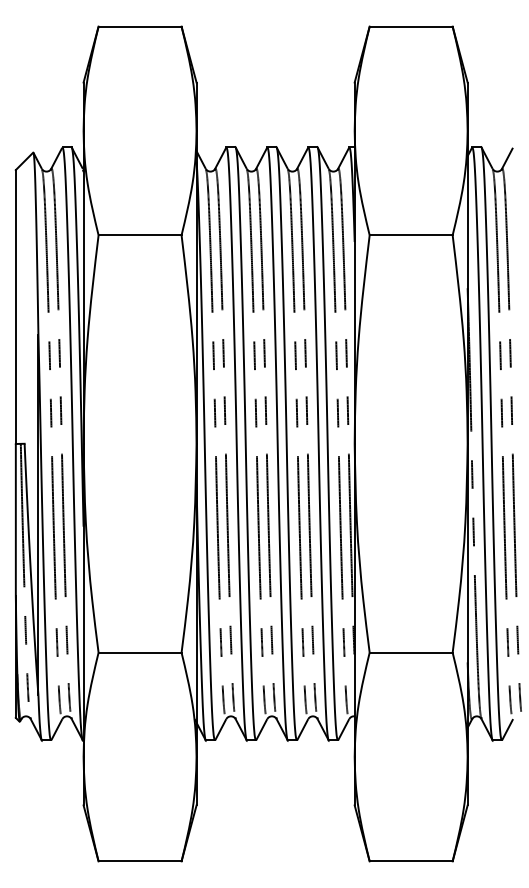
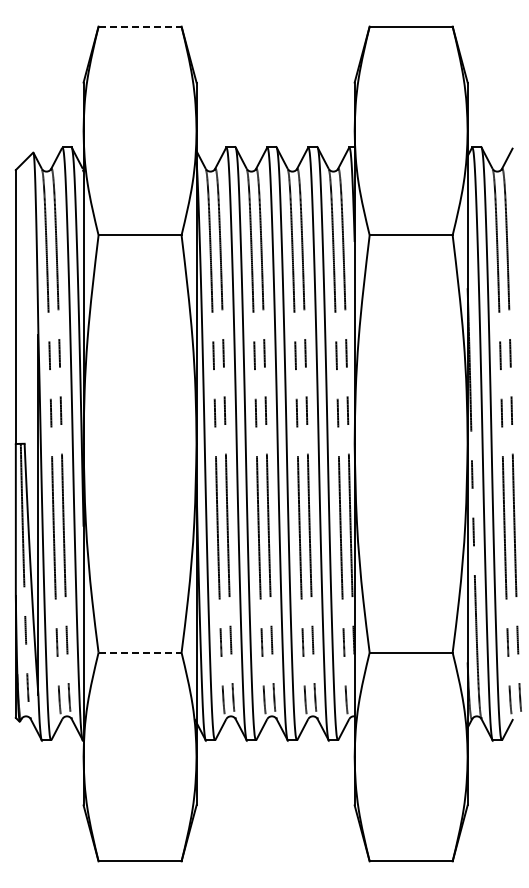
line: solid -> dashed (140, 26)
line: solid -> dashed (140, 652)
